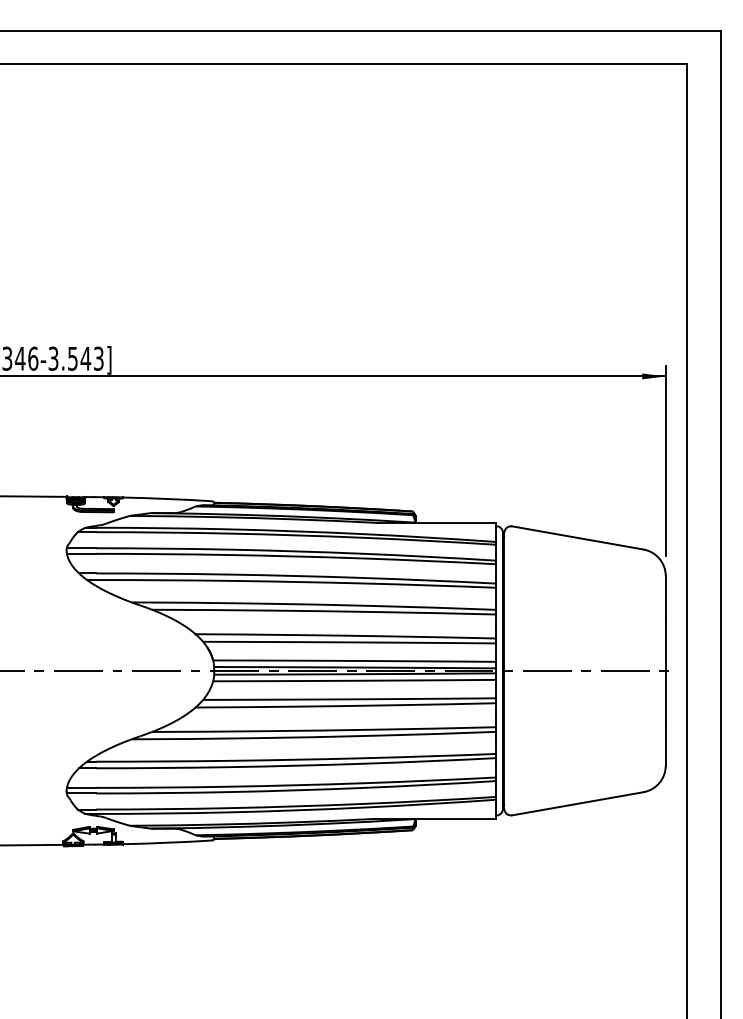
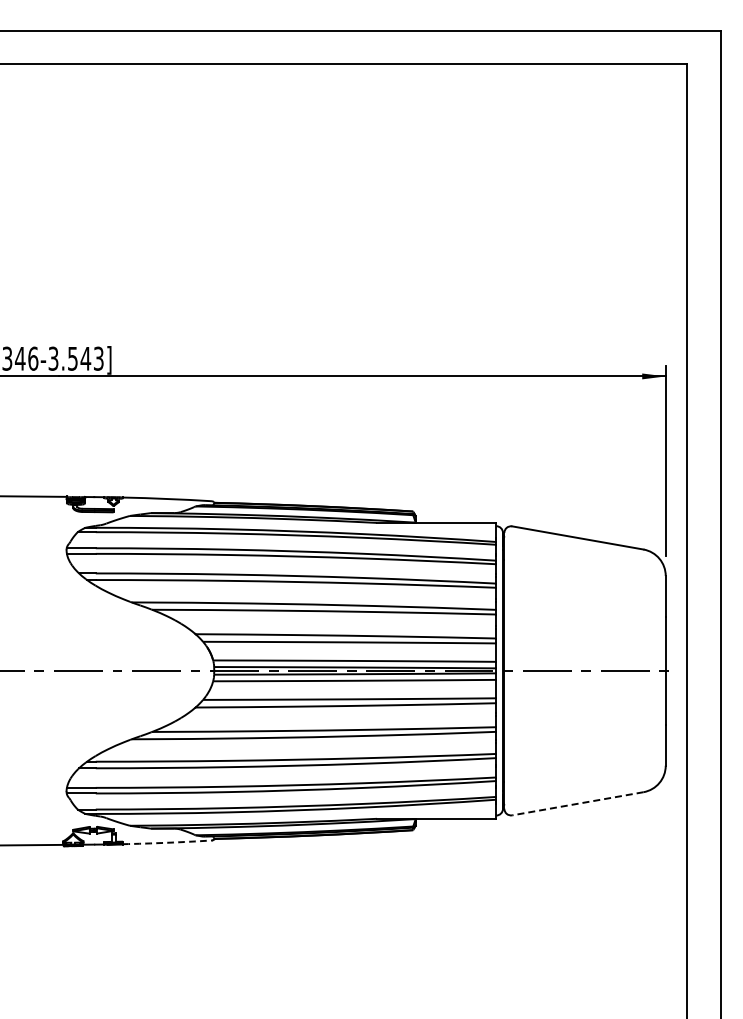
line: solid -> dashed (577, 803)
arc: solid -> dashed (167, 842)
